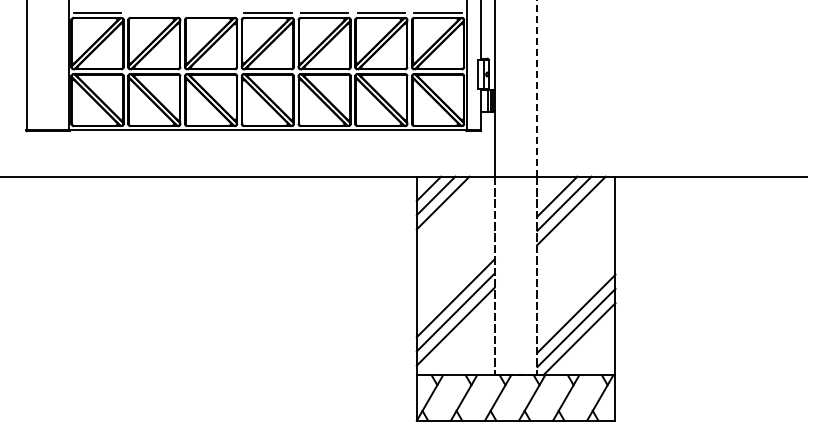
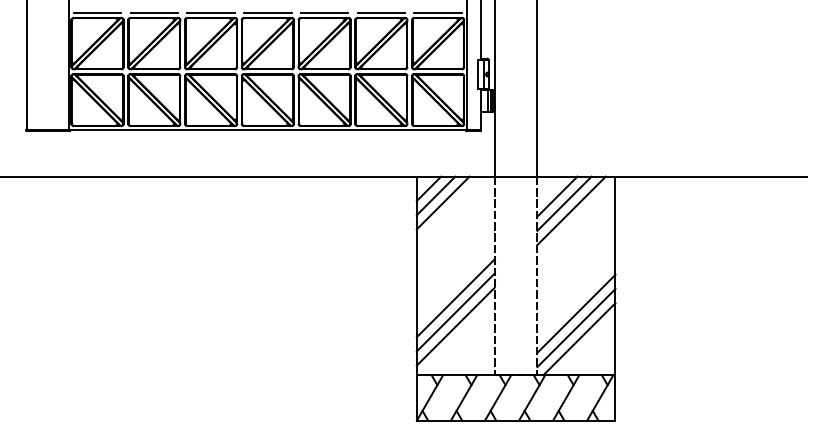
line: none -> present (154, 13)
line: none -> present (210, 13)
line: dashed -> solid (537, 88)
